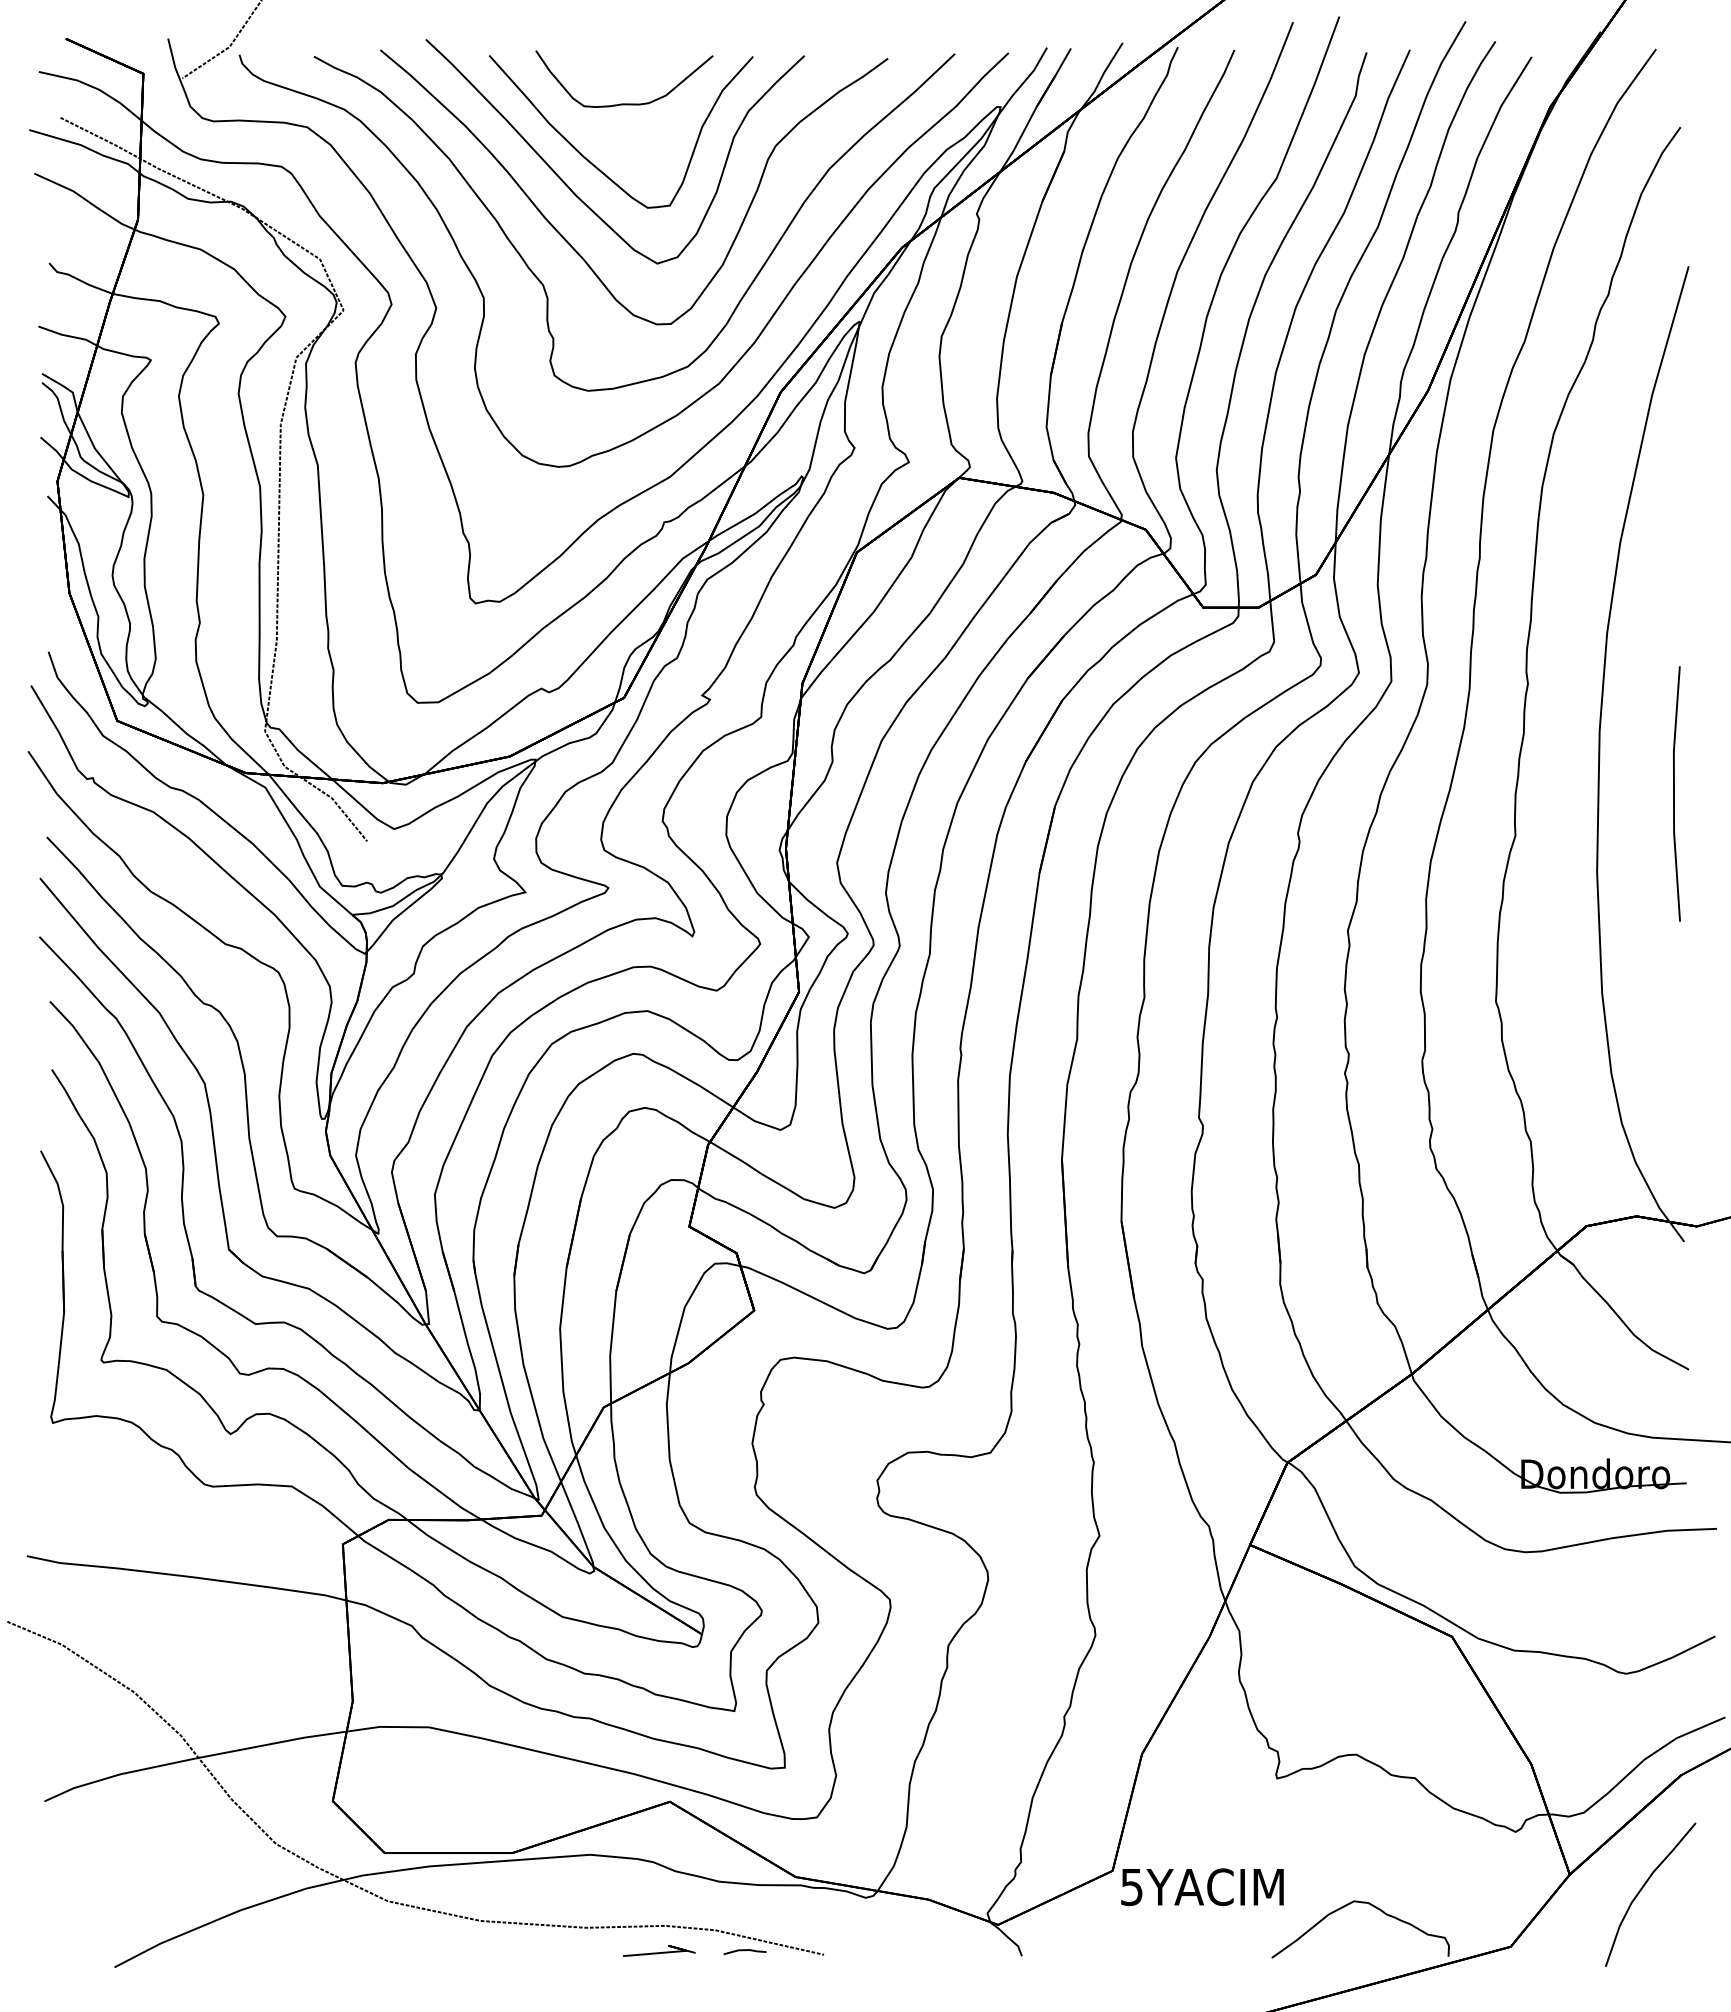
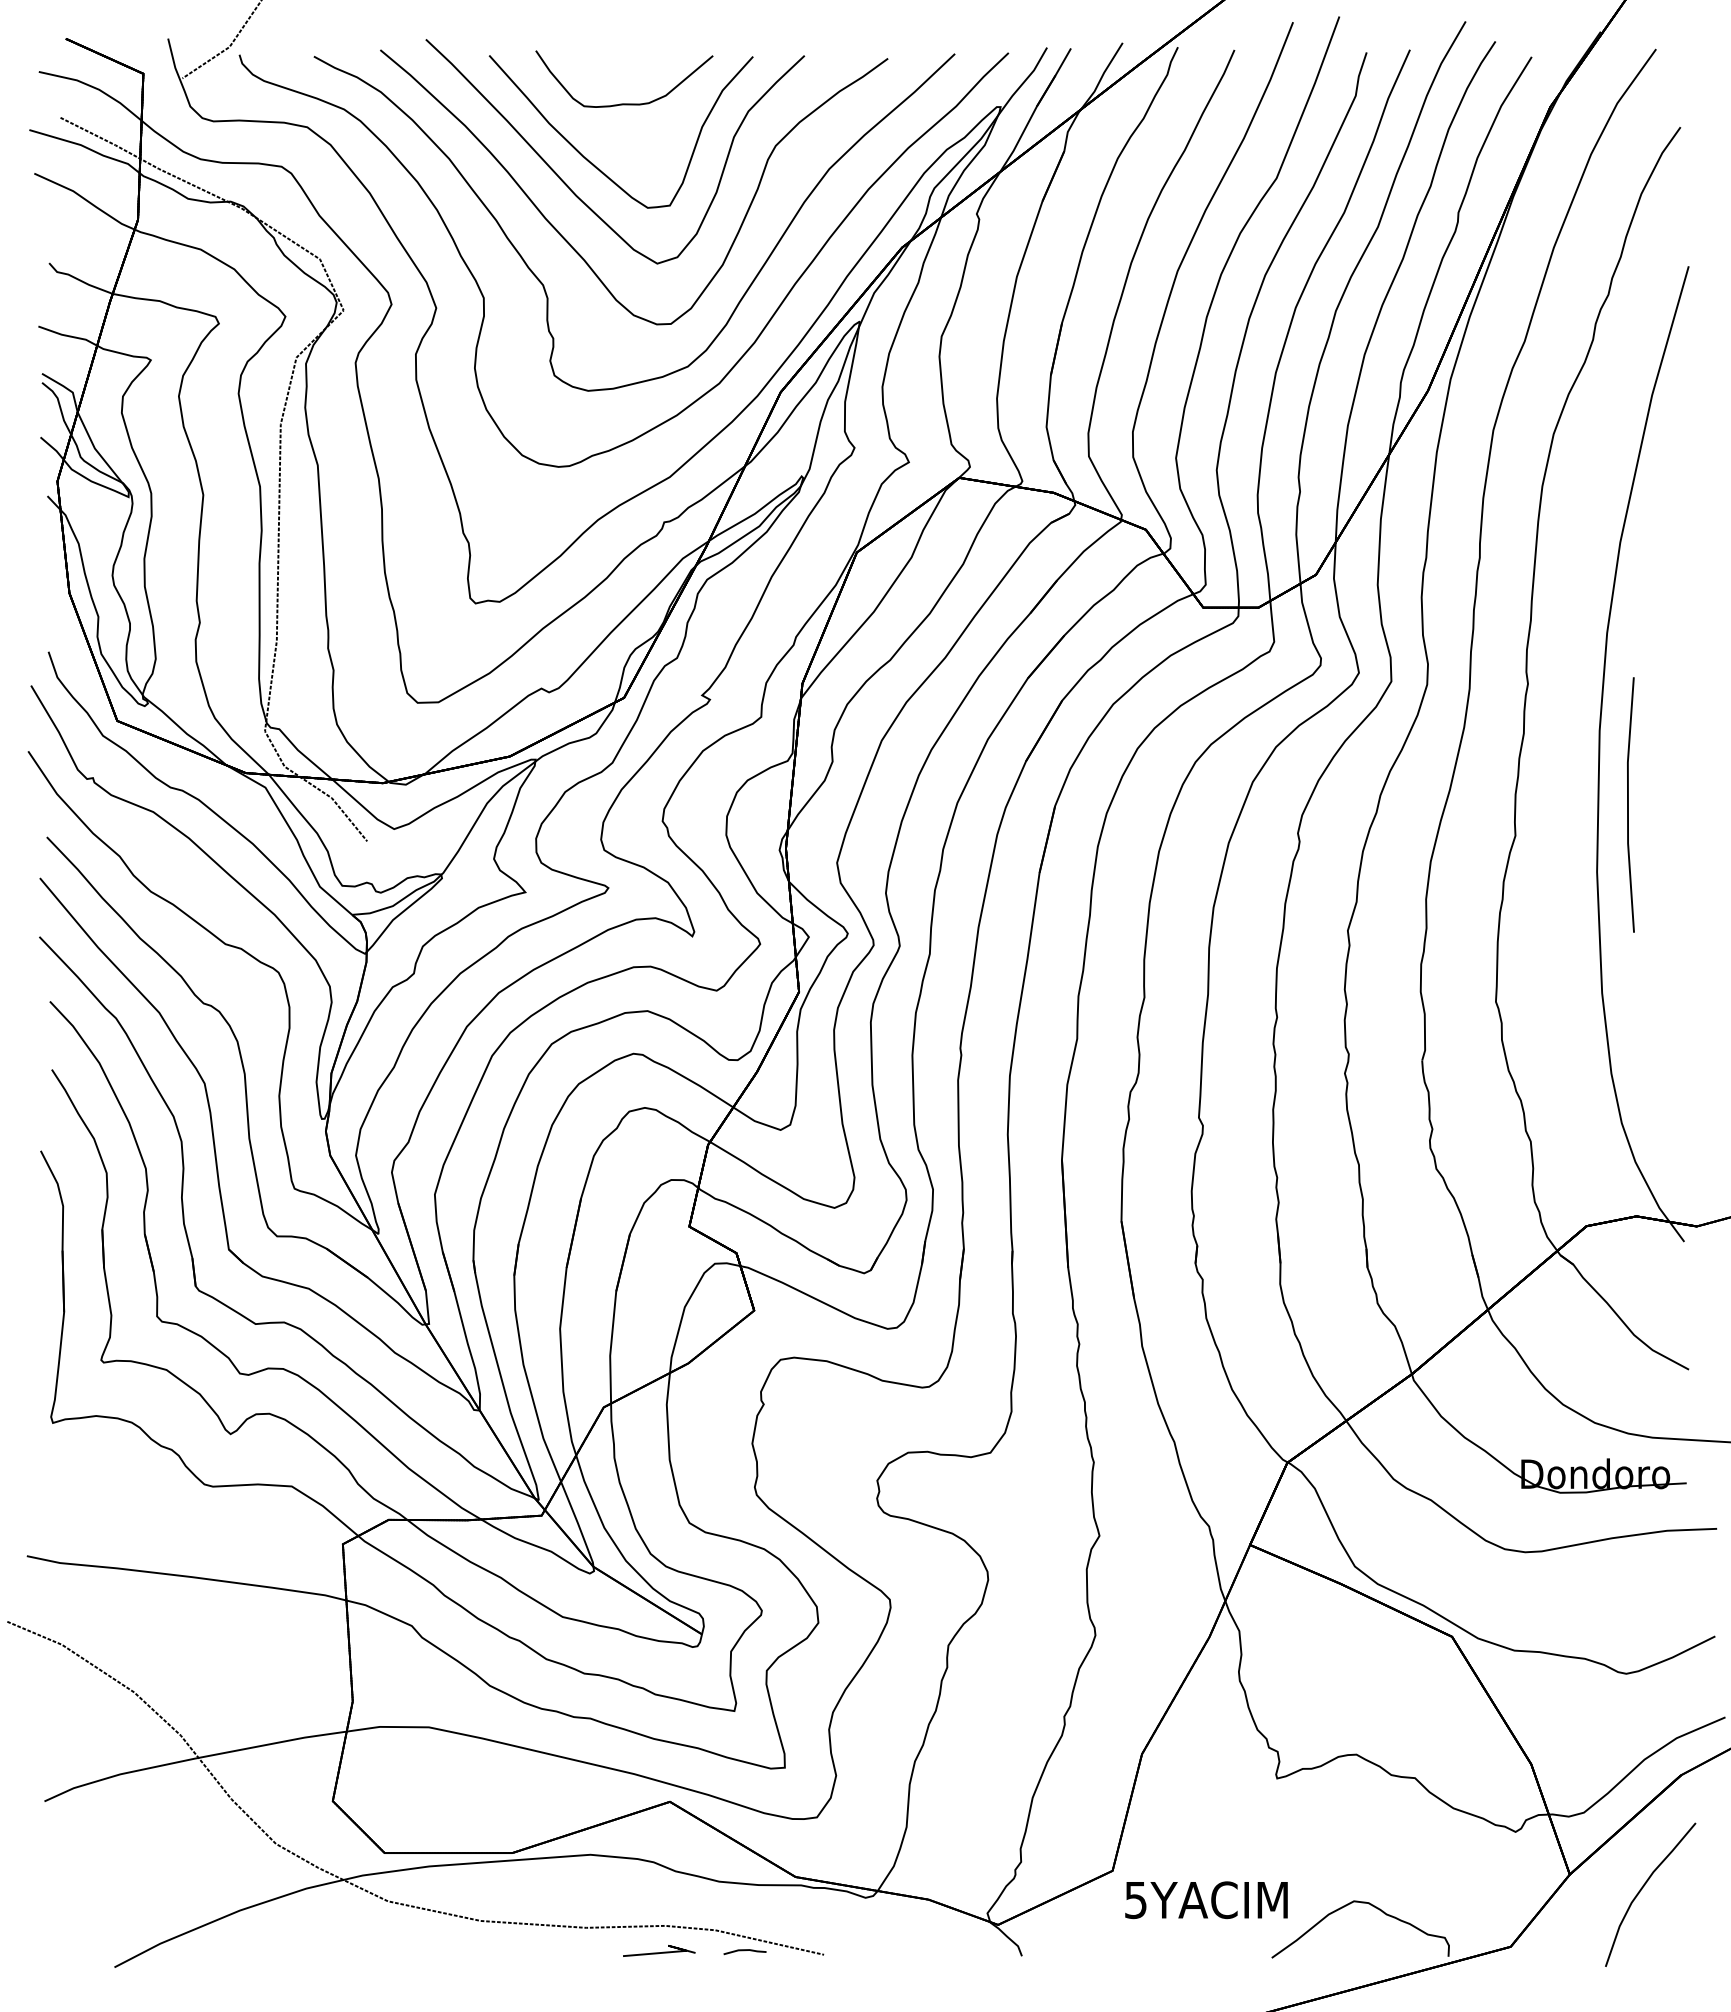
line position: (1674, 793) -> (1628, 804) (1628, 804)
text position: (1202, 1887) -> (1206, 1900) (1206, 1900)
